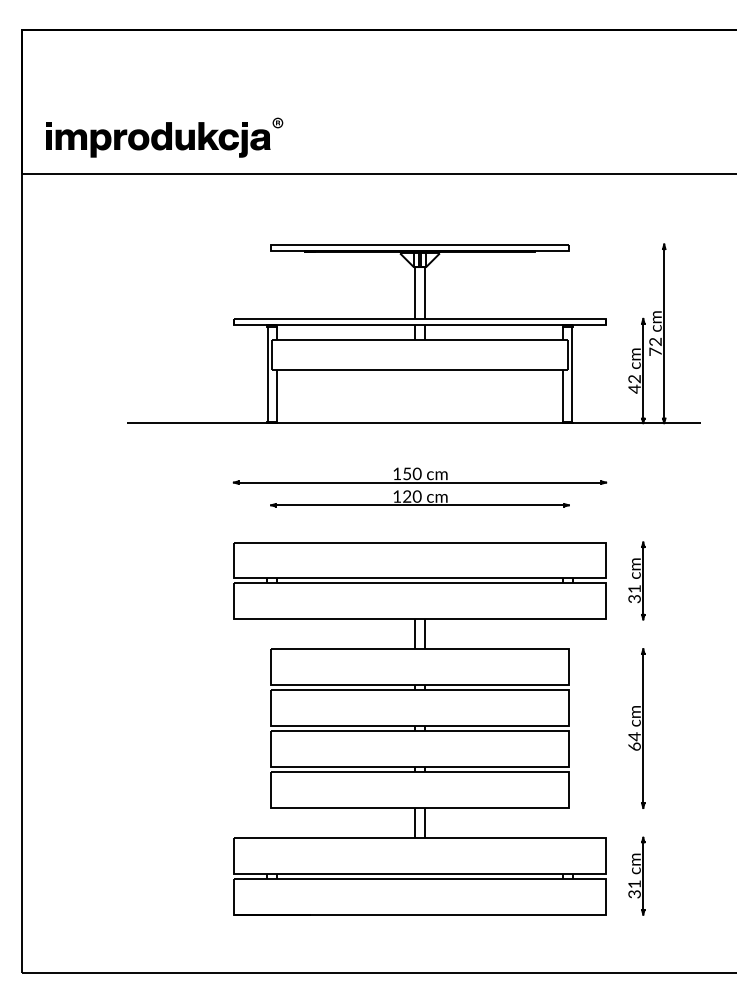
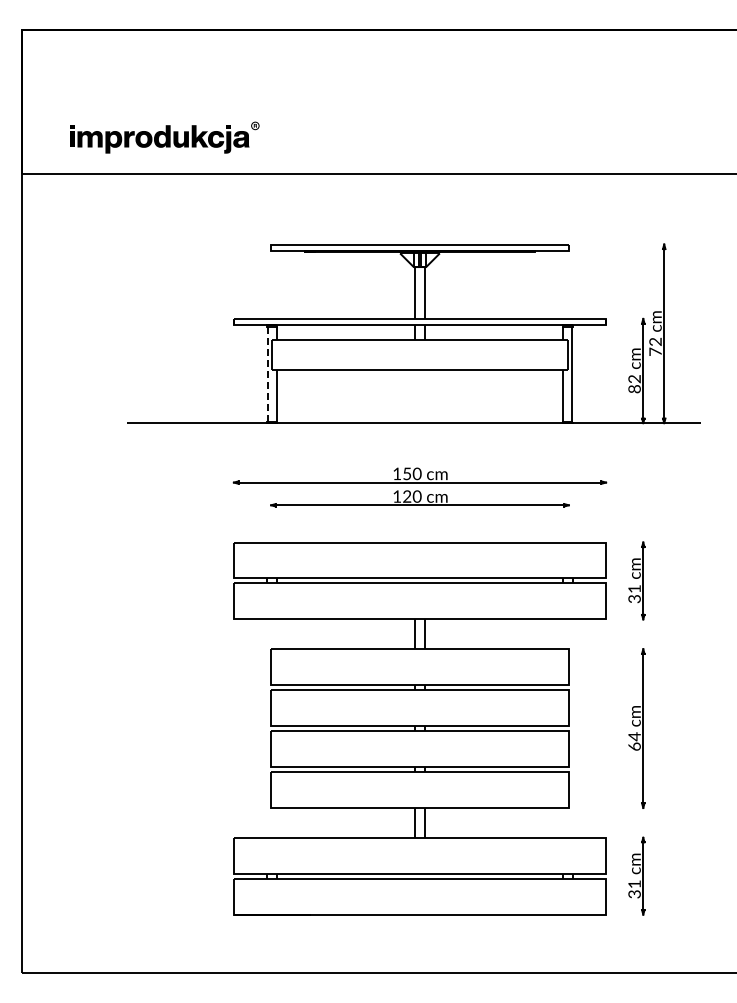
part size: 238x41 px -> 190x33 px (164, 137)
line: solid -> dashed (267, 374)
text: 42 -> 82 (634, 388)
